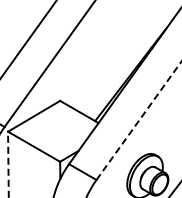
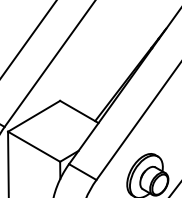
line: dashed -> solid (139, 120)
line: dashed -> solid (8, 164)
